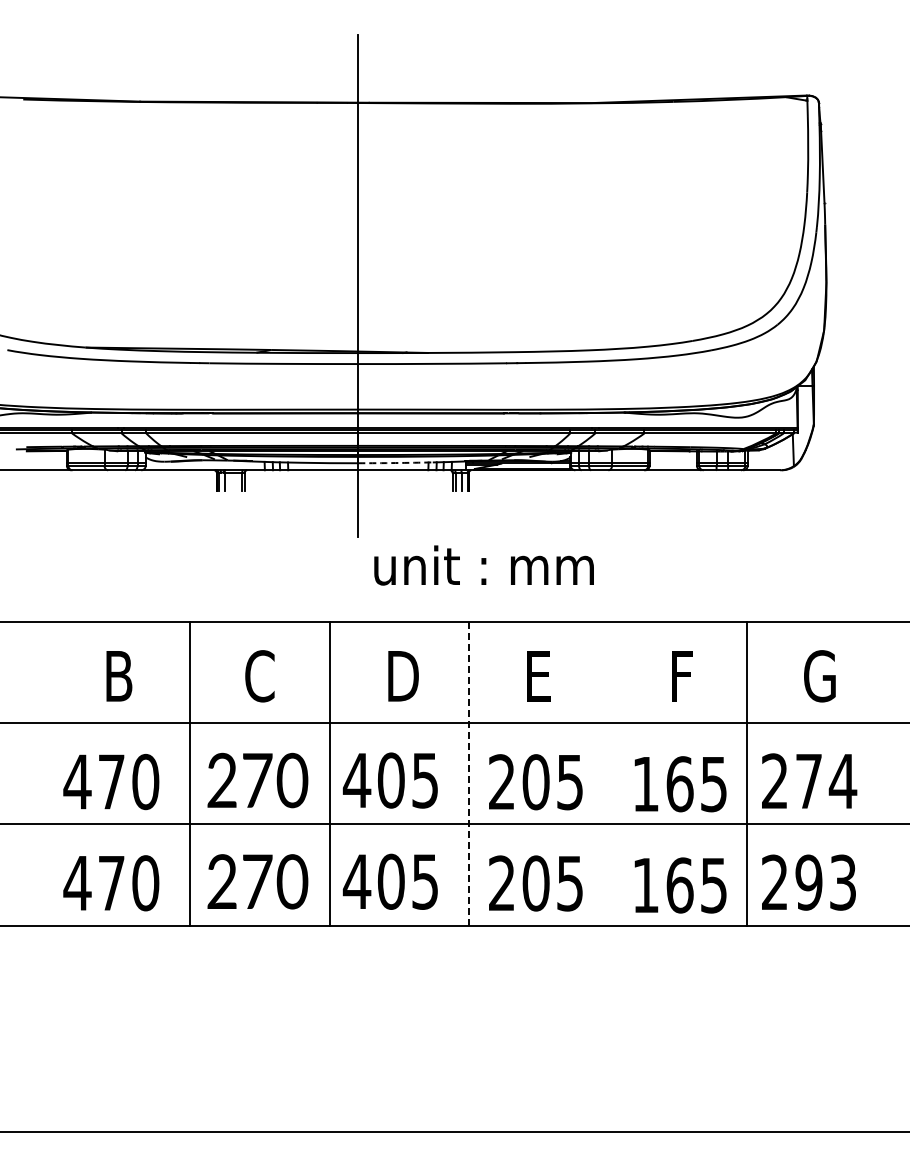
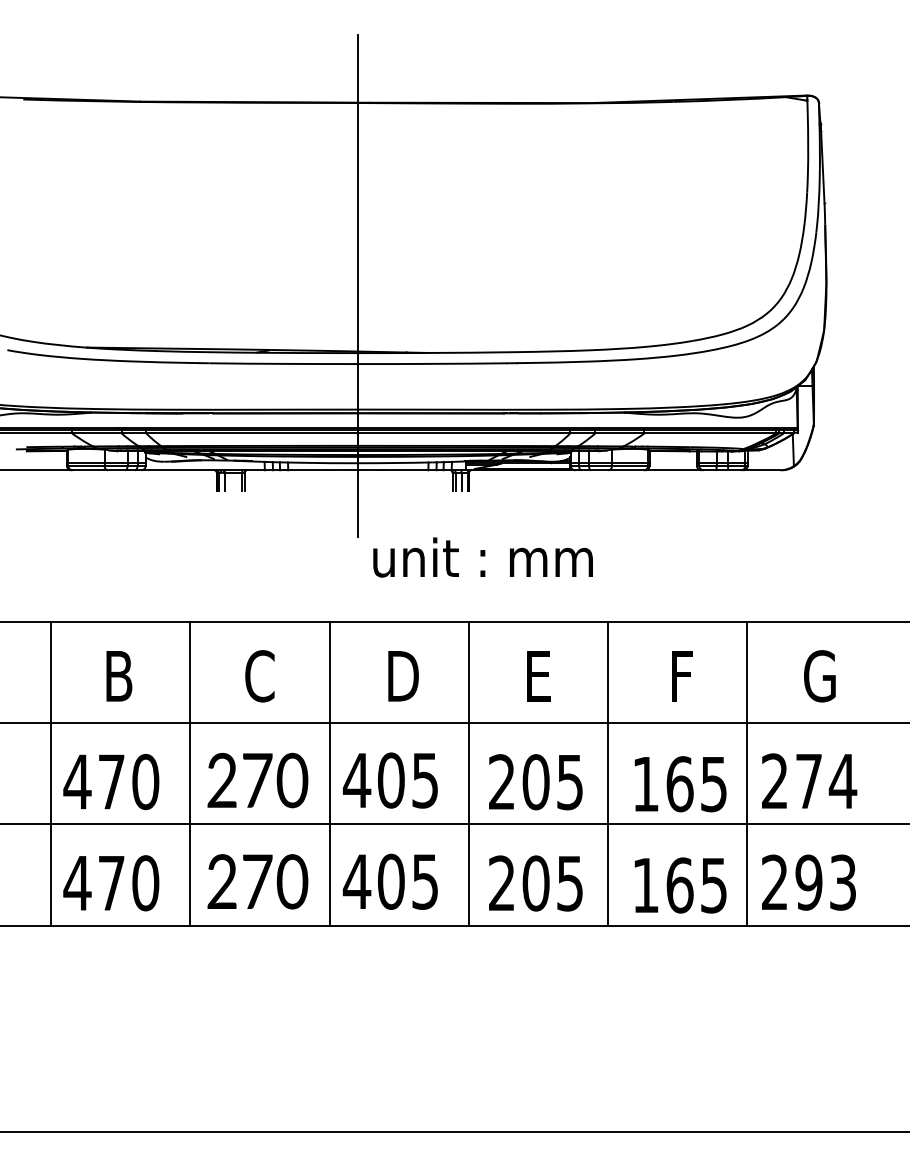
arc: dashed -> solid (395, 463)
text position: (483, 565) -> (482, 557) (482, 557)
line: none -> present (51, 773)
line: dashed -> solid (468, 773)
line: none -> present (608, 773)
